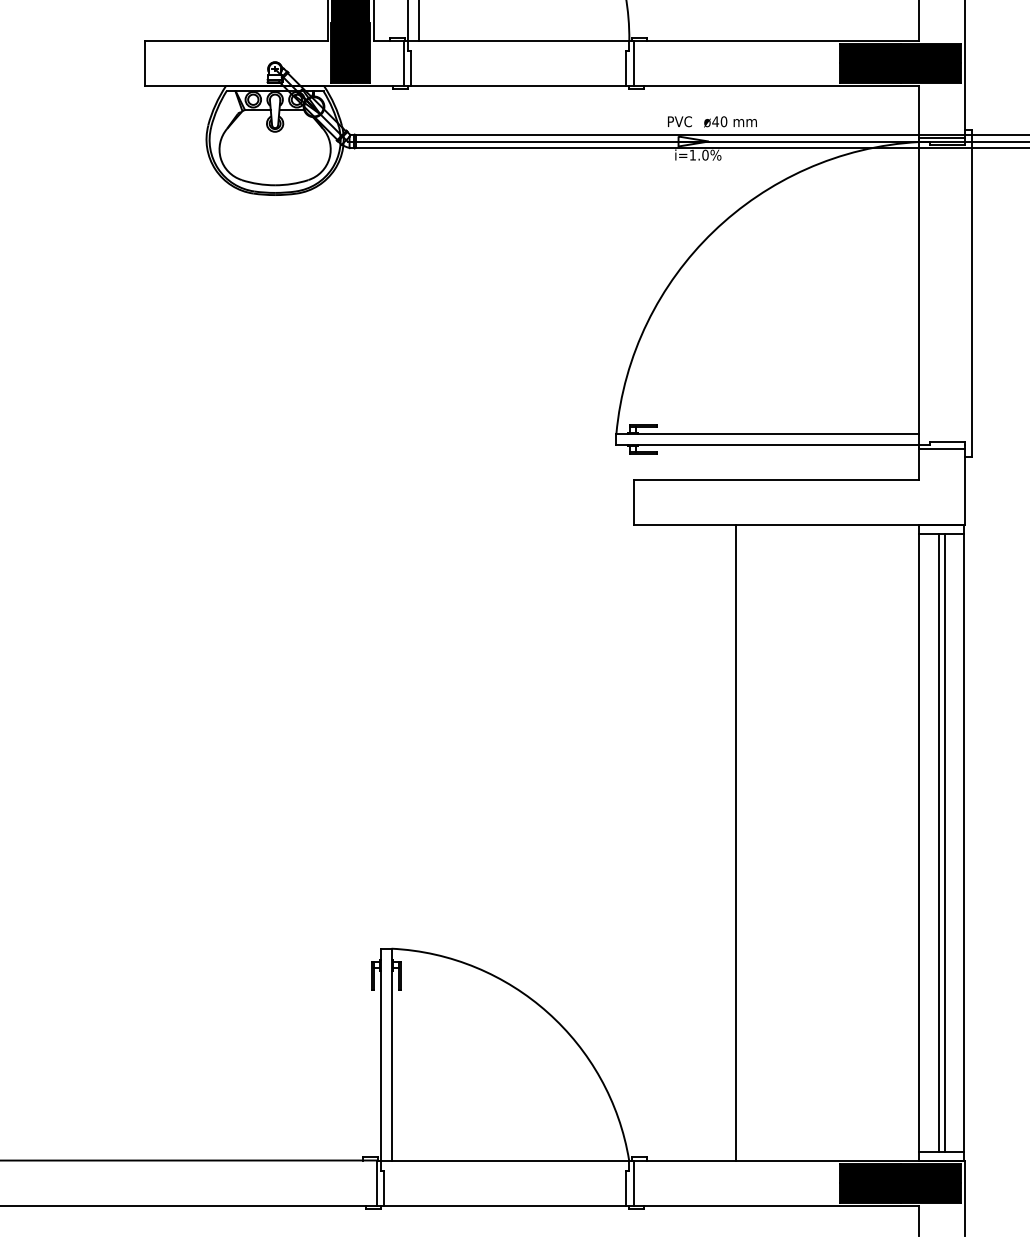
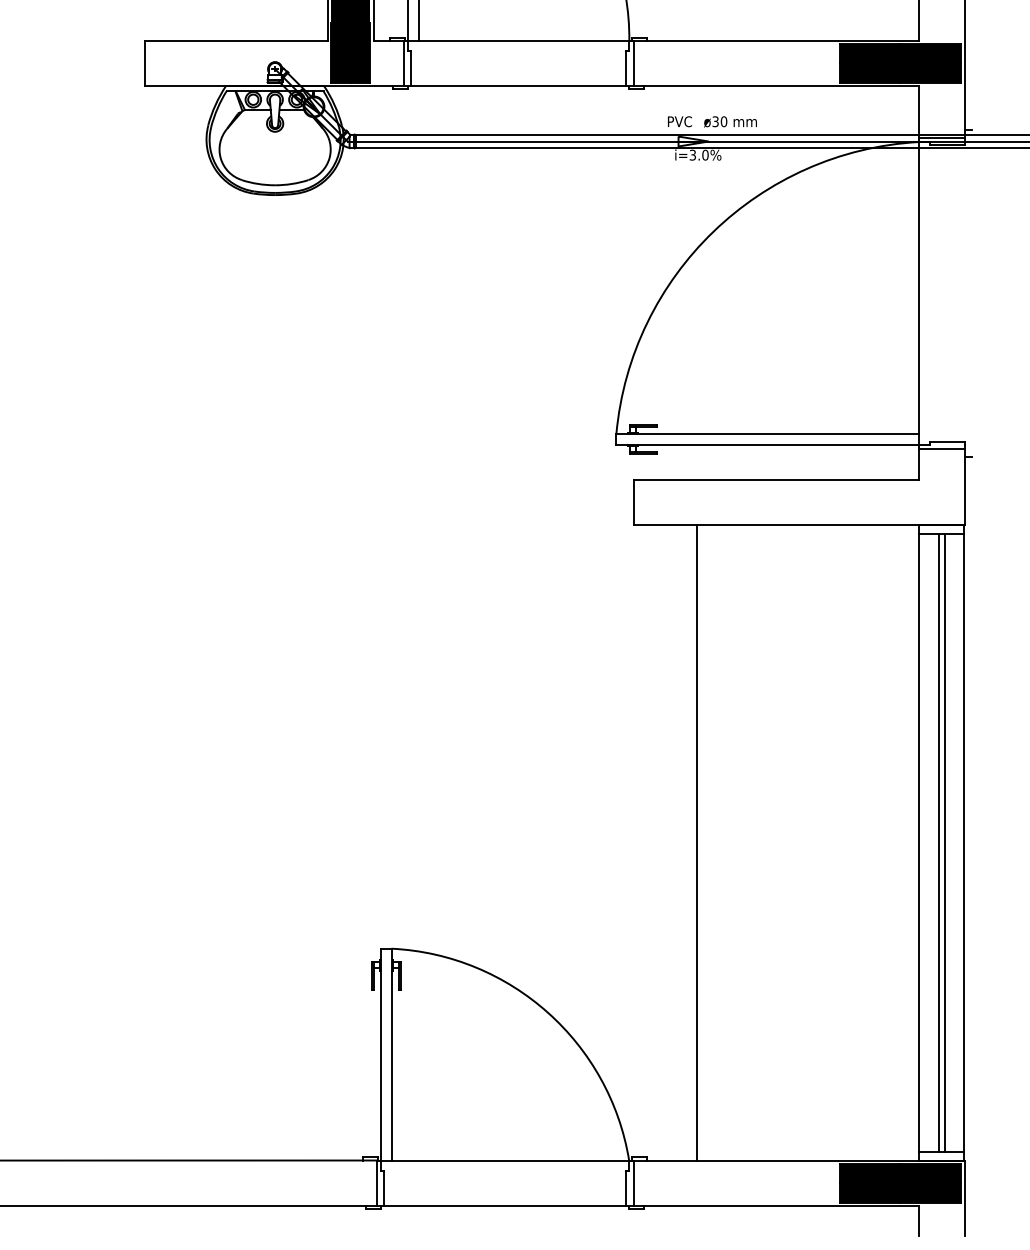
text: ø40 -> ø30 (715, 121)
text: i=1.0% -> i=3.0% (692, 154)
line: present -> none (972, 293)
line position: (735, 842) -> (696, 842) (696, 842)
